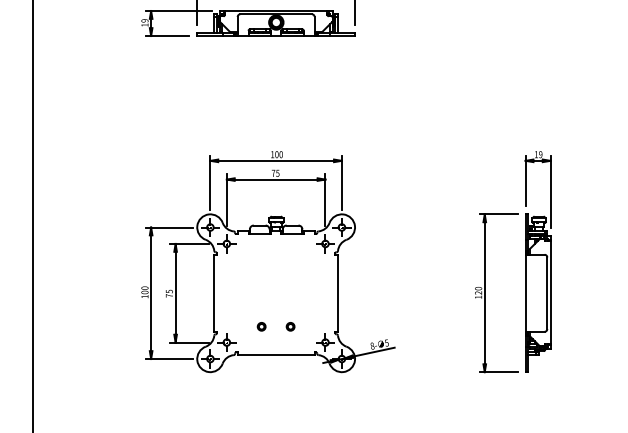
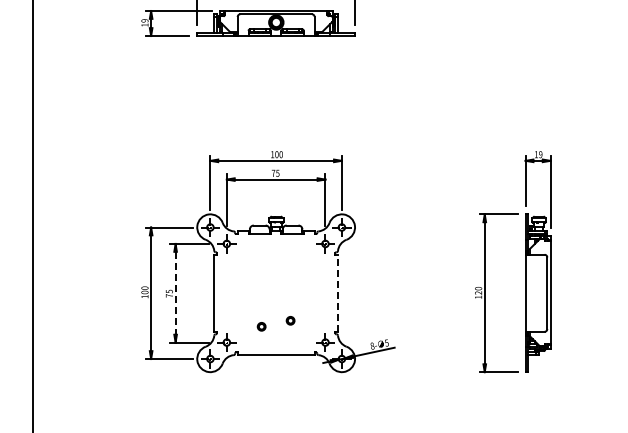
line: solid -> dashed (337, 292)
line: solid -> dashed (175, 293)
part position: (290, 326) -> (290, 320) (290, 320)
